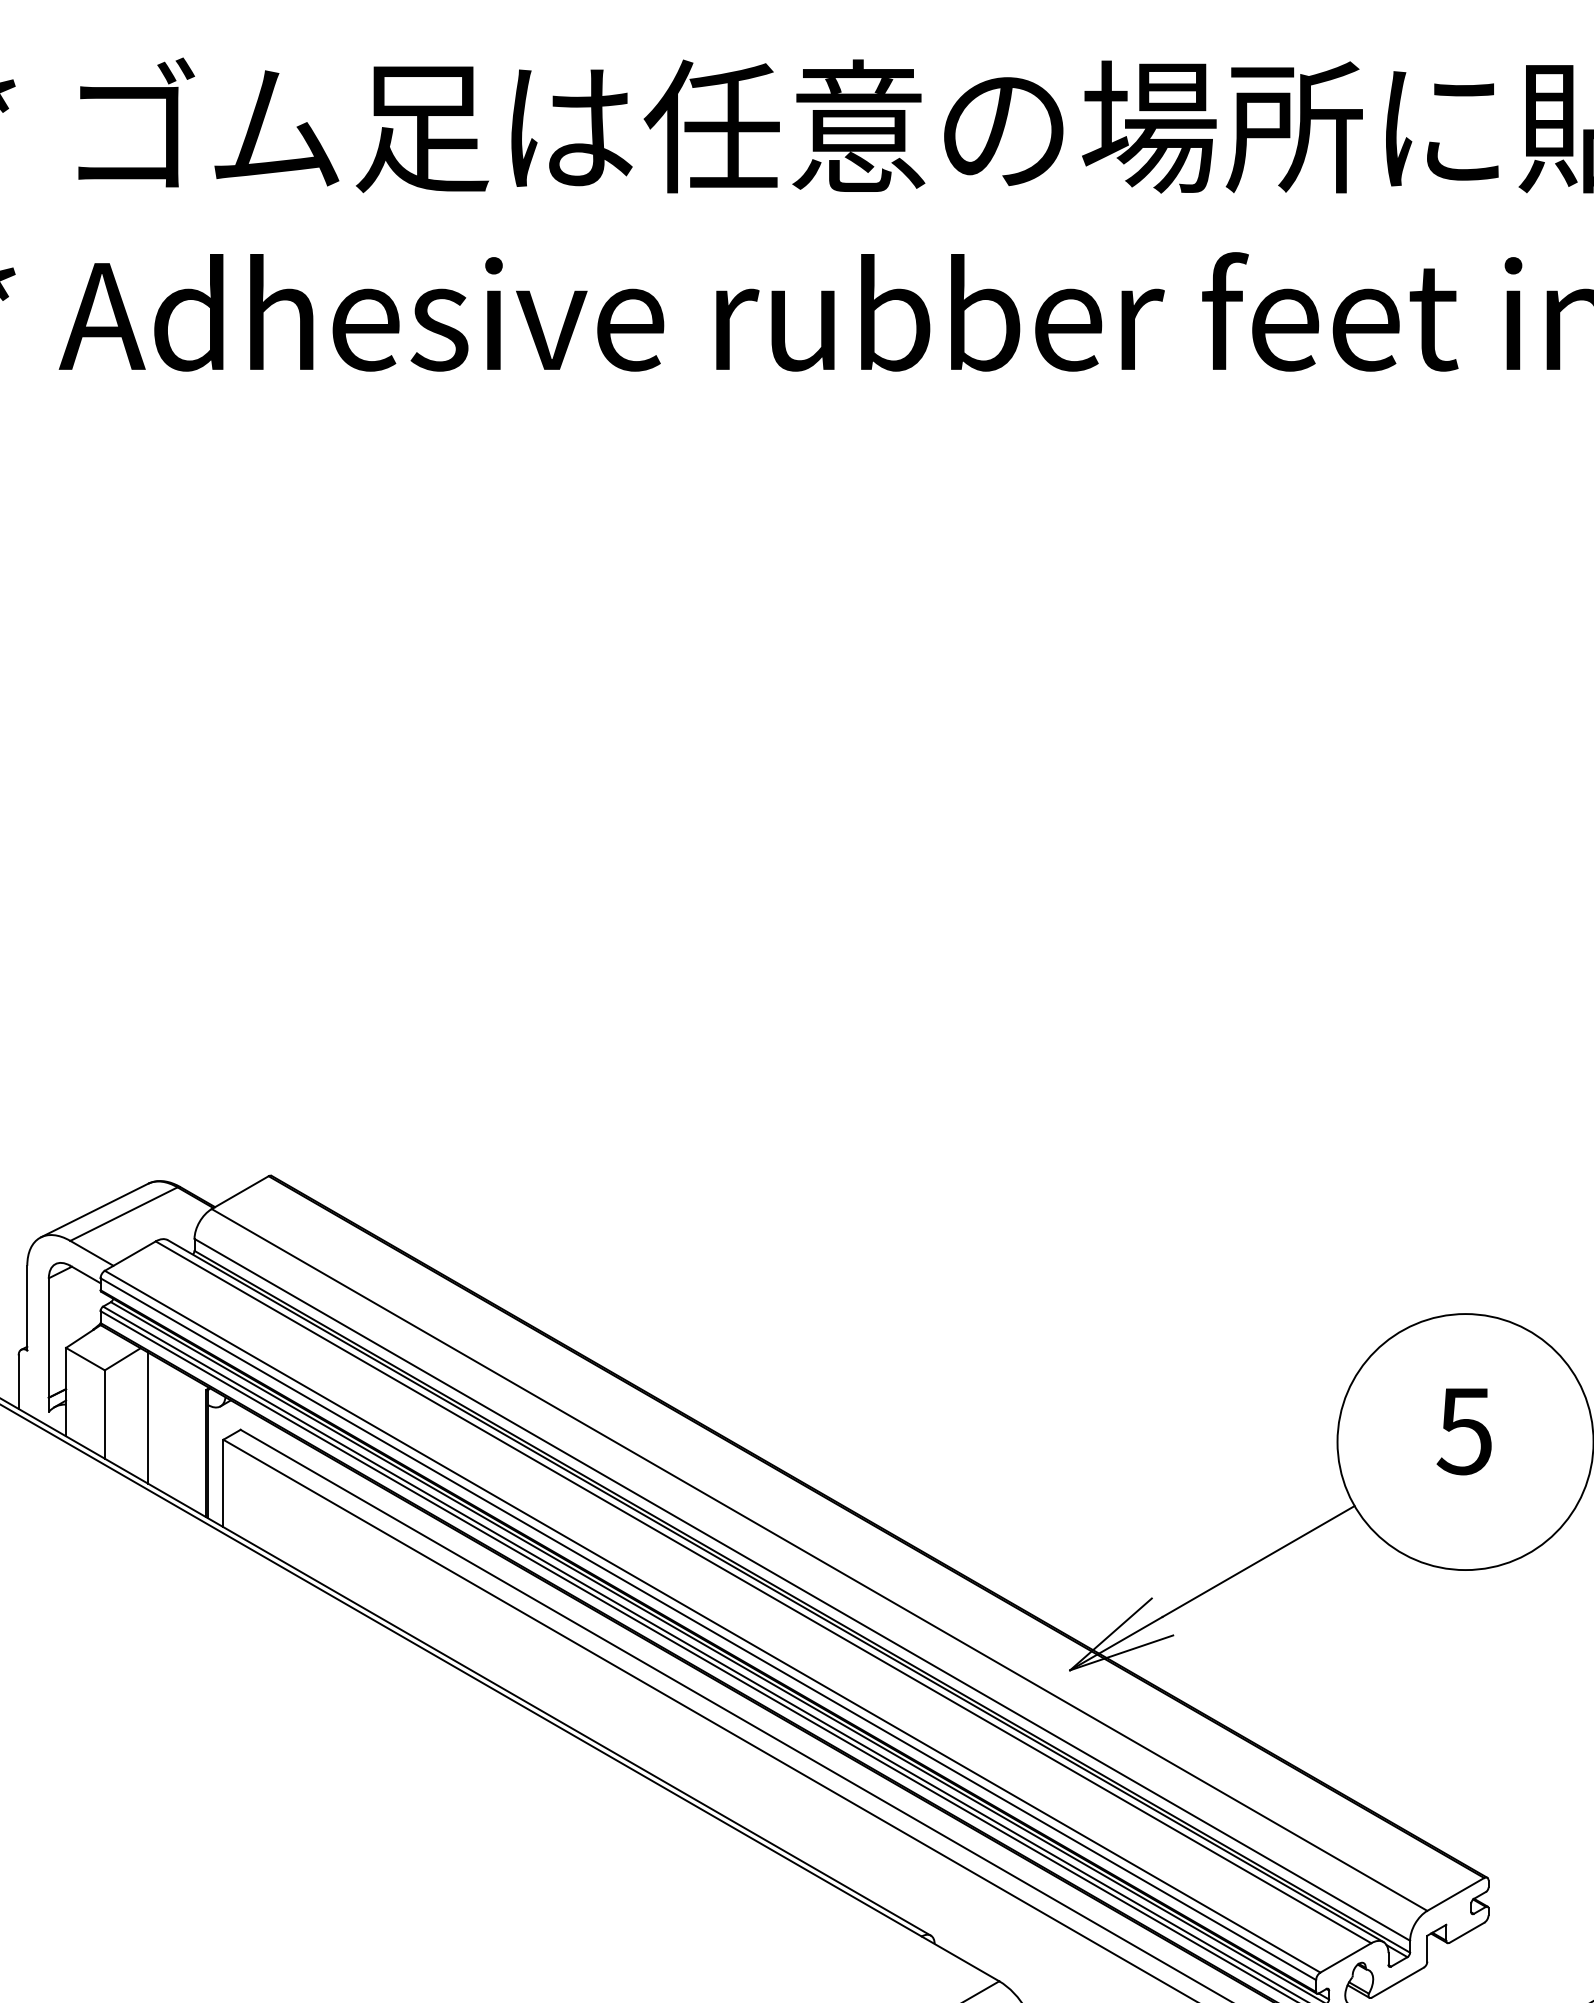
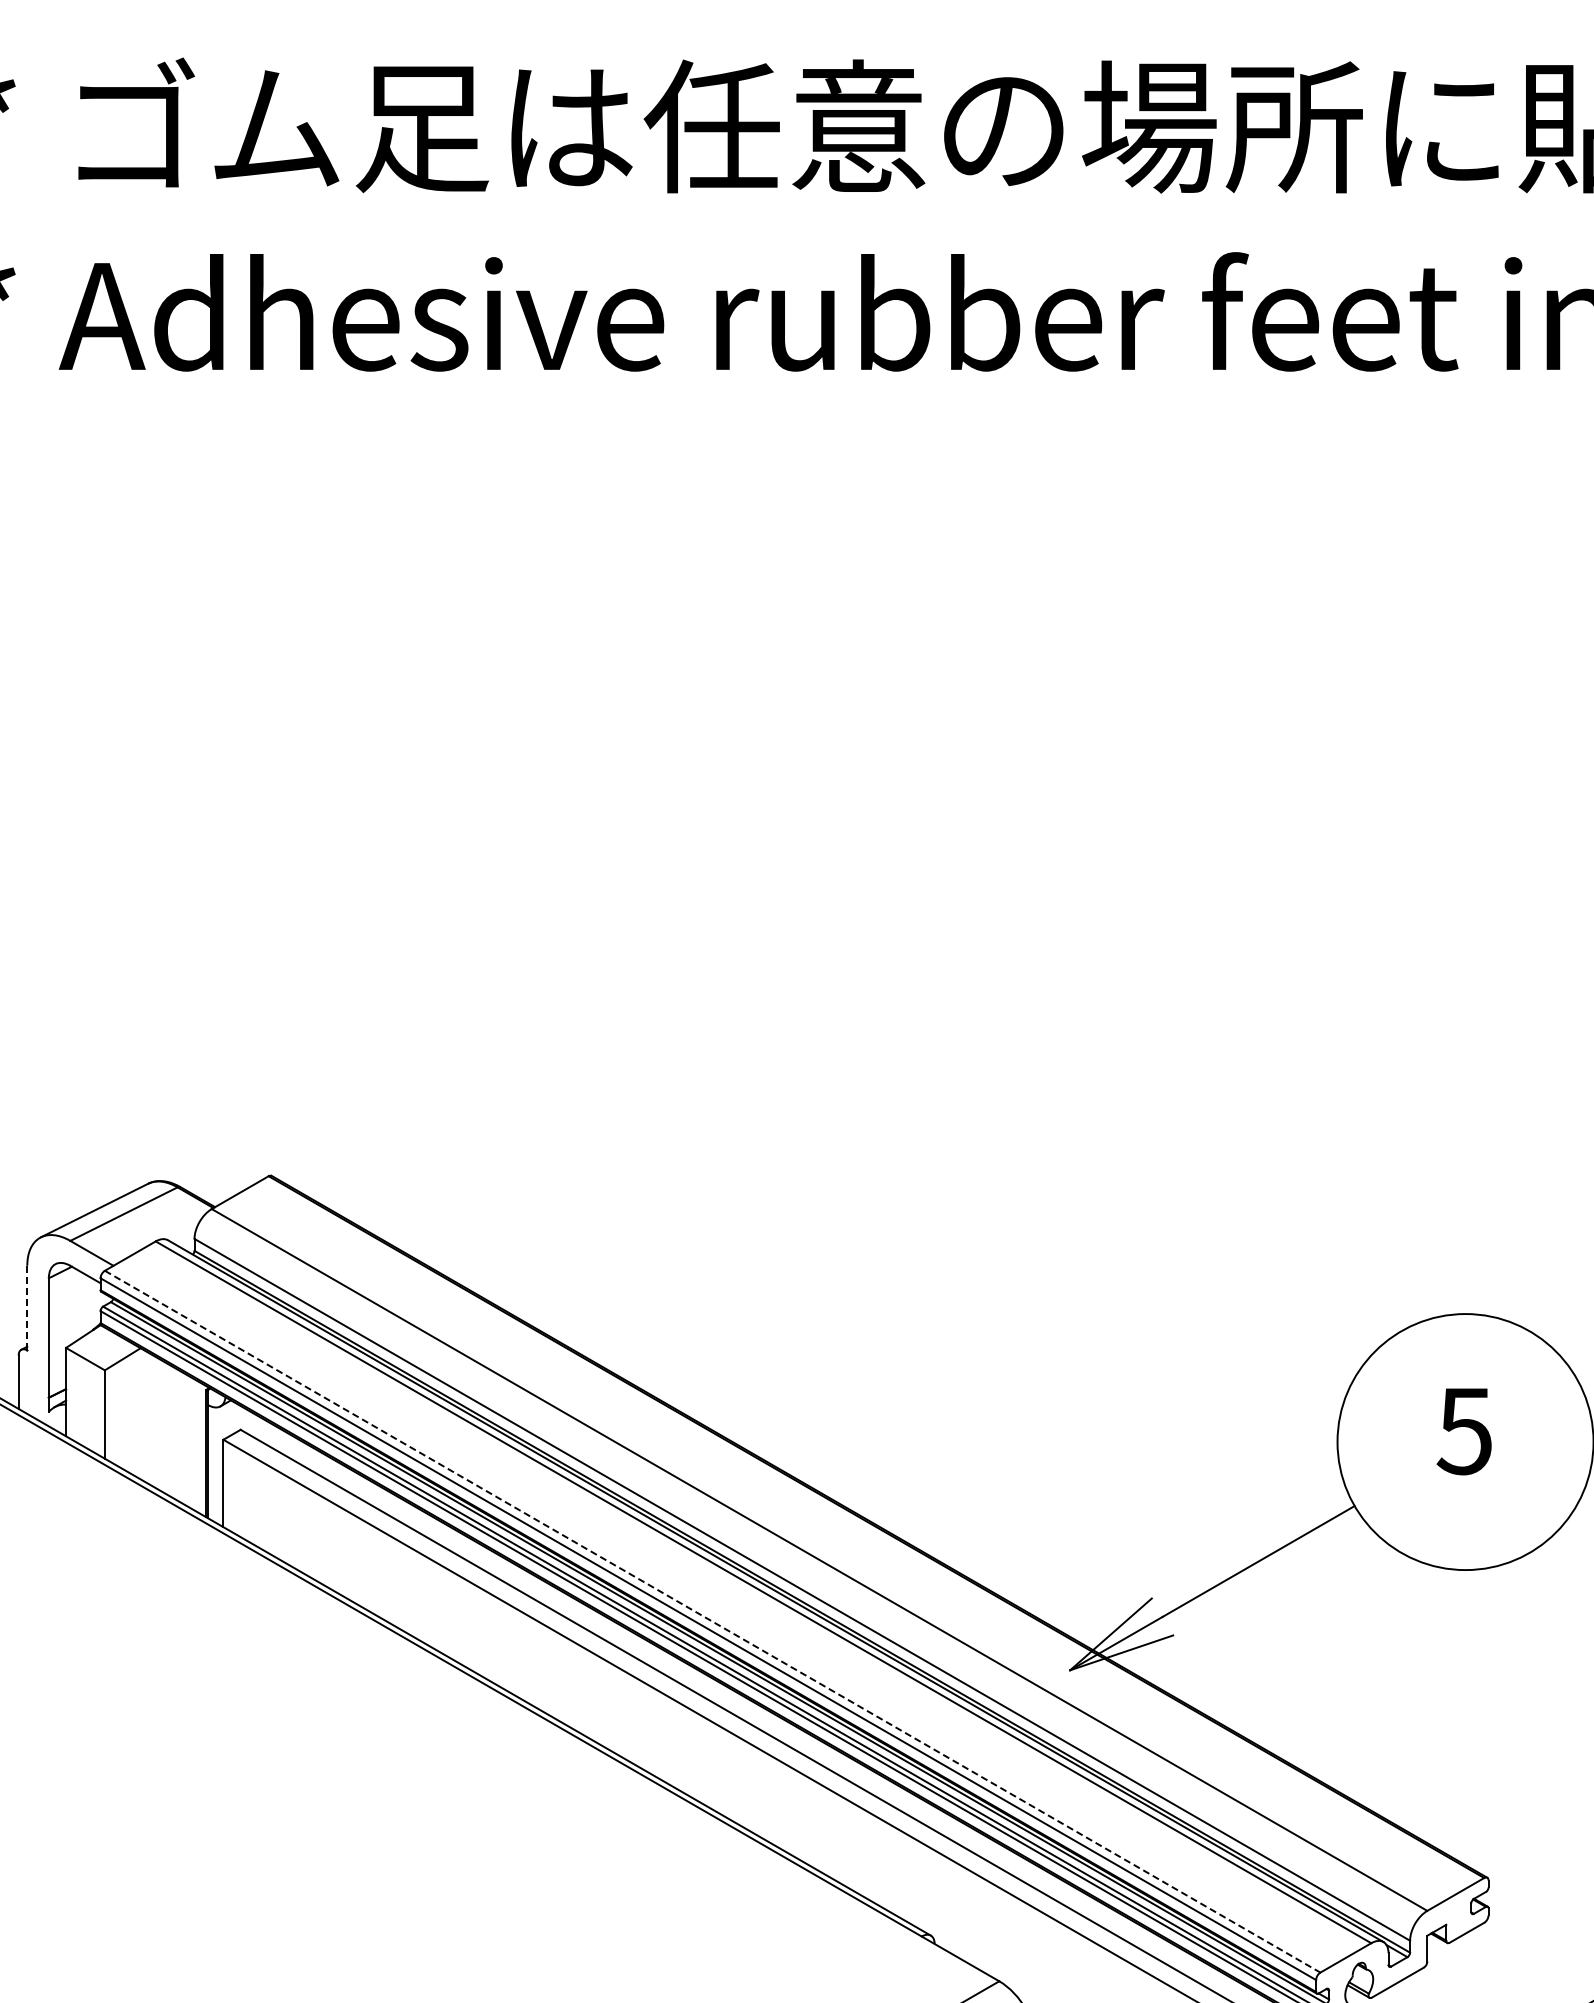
line: solid -> dashed (27, 1308)
line: present -> none (147, 1417)
line: solid -> dashed (712, 1621)
